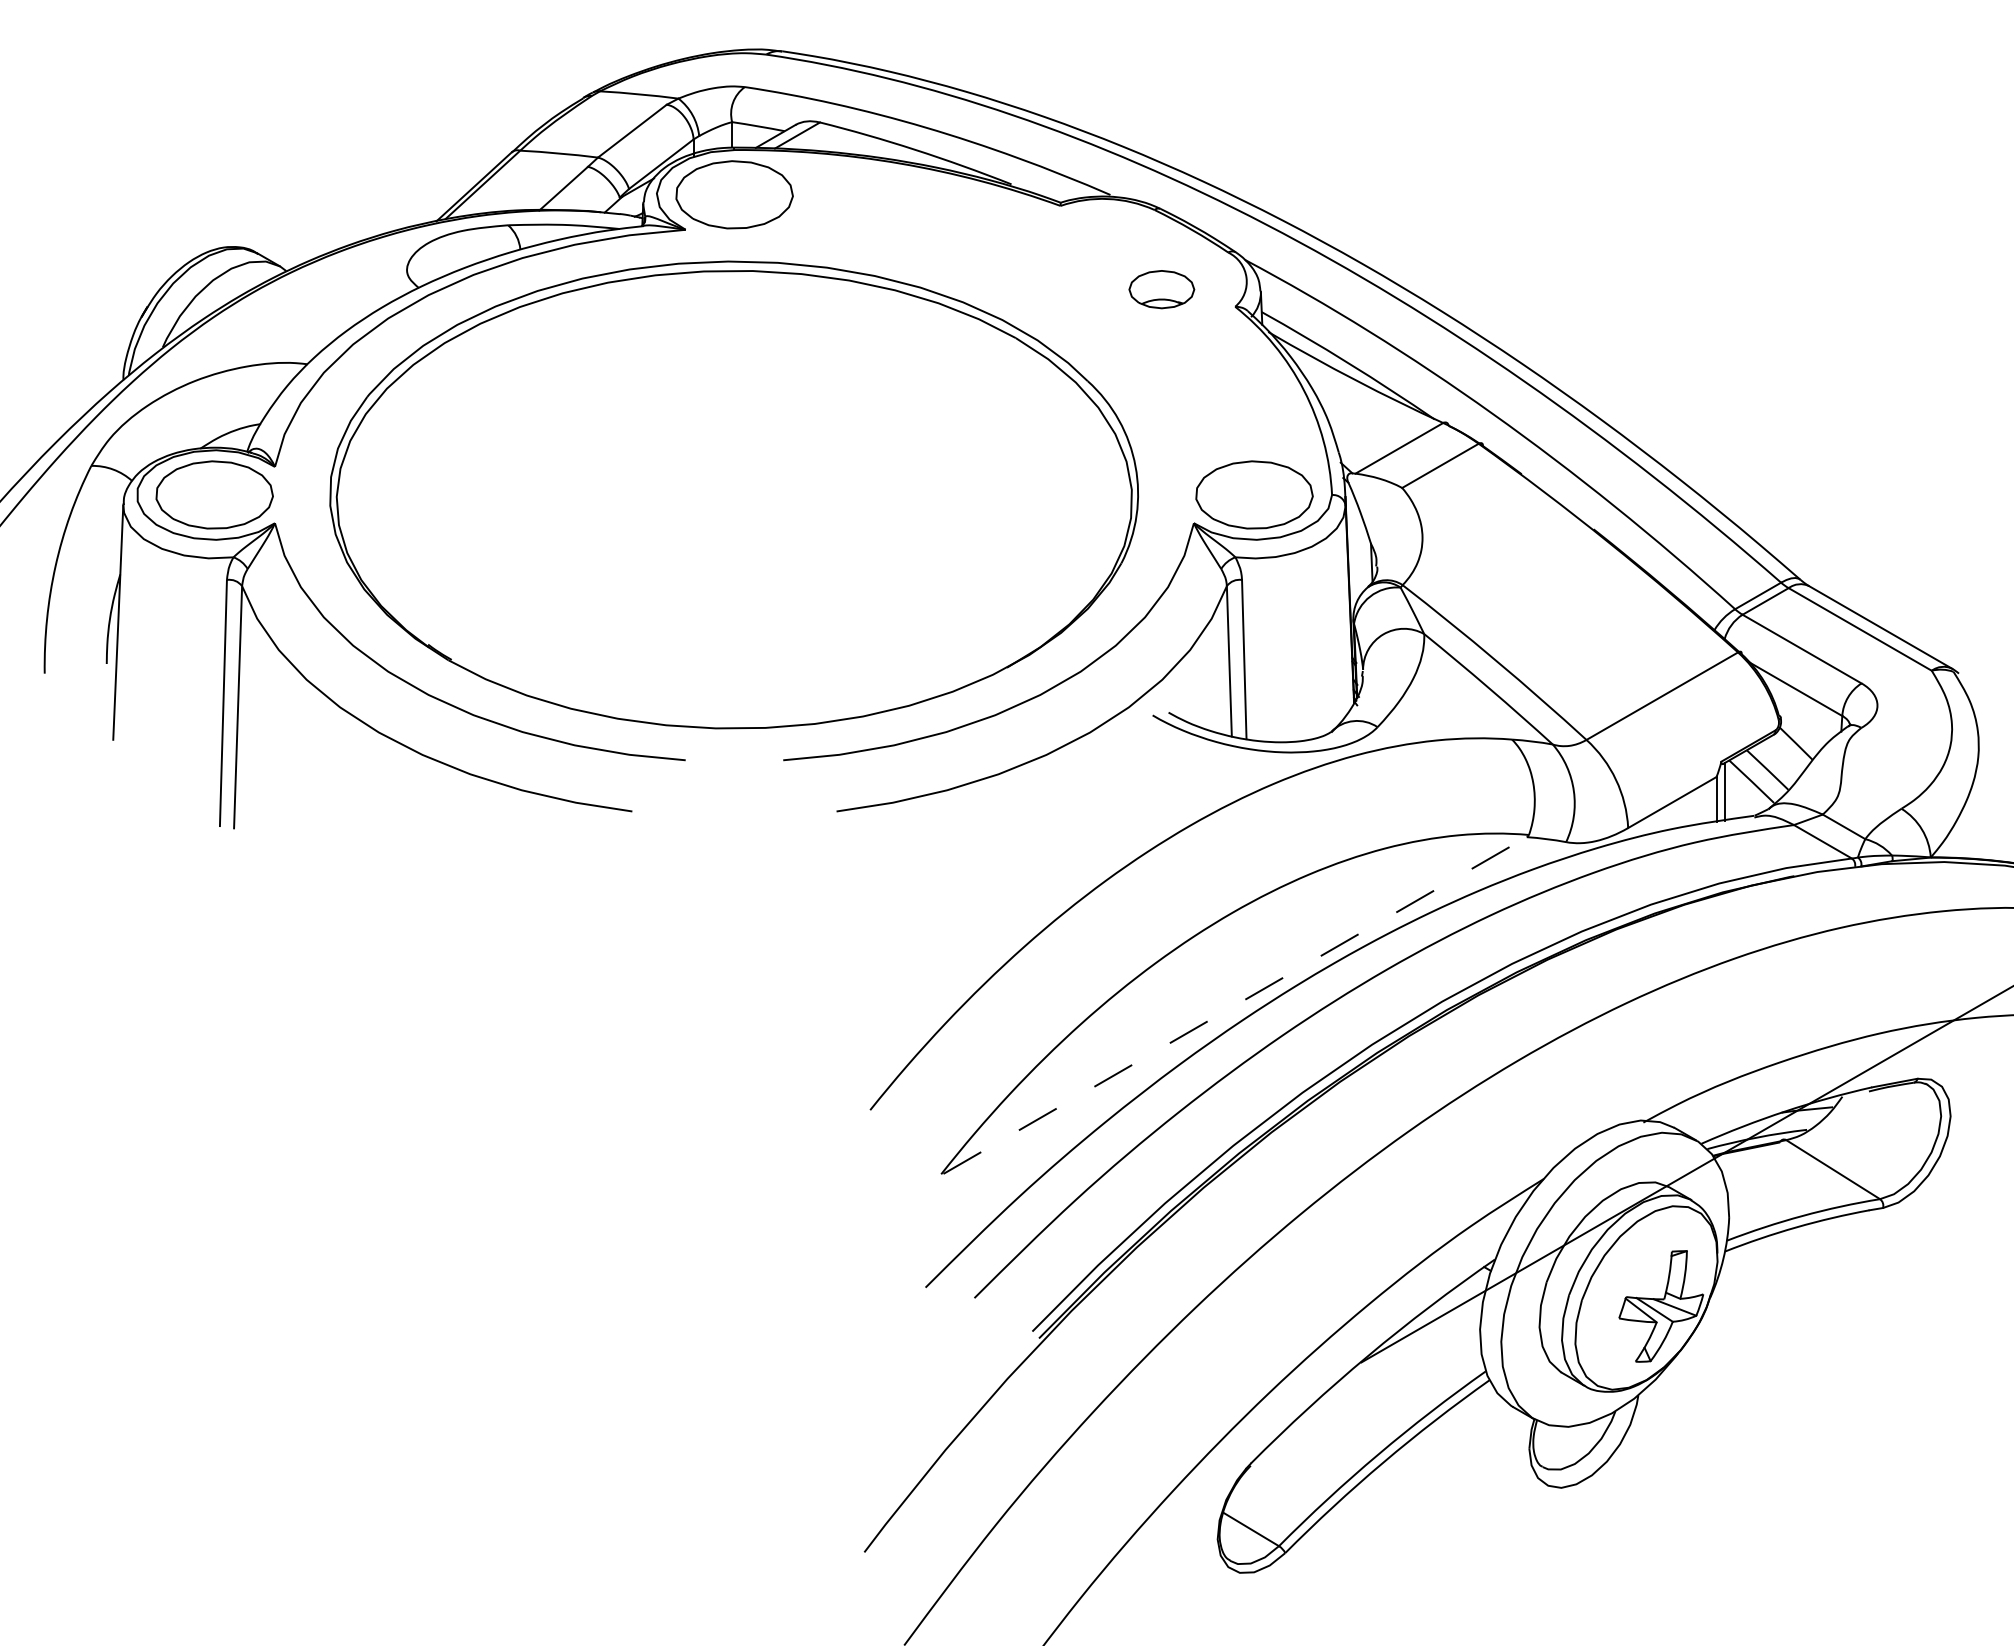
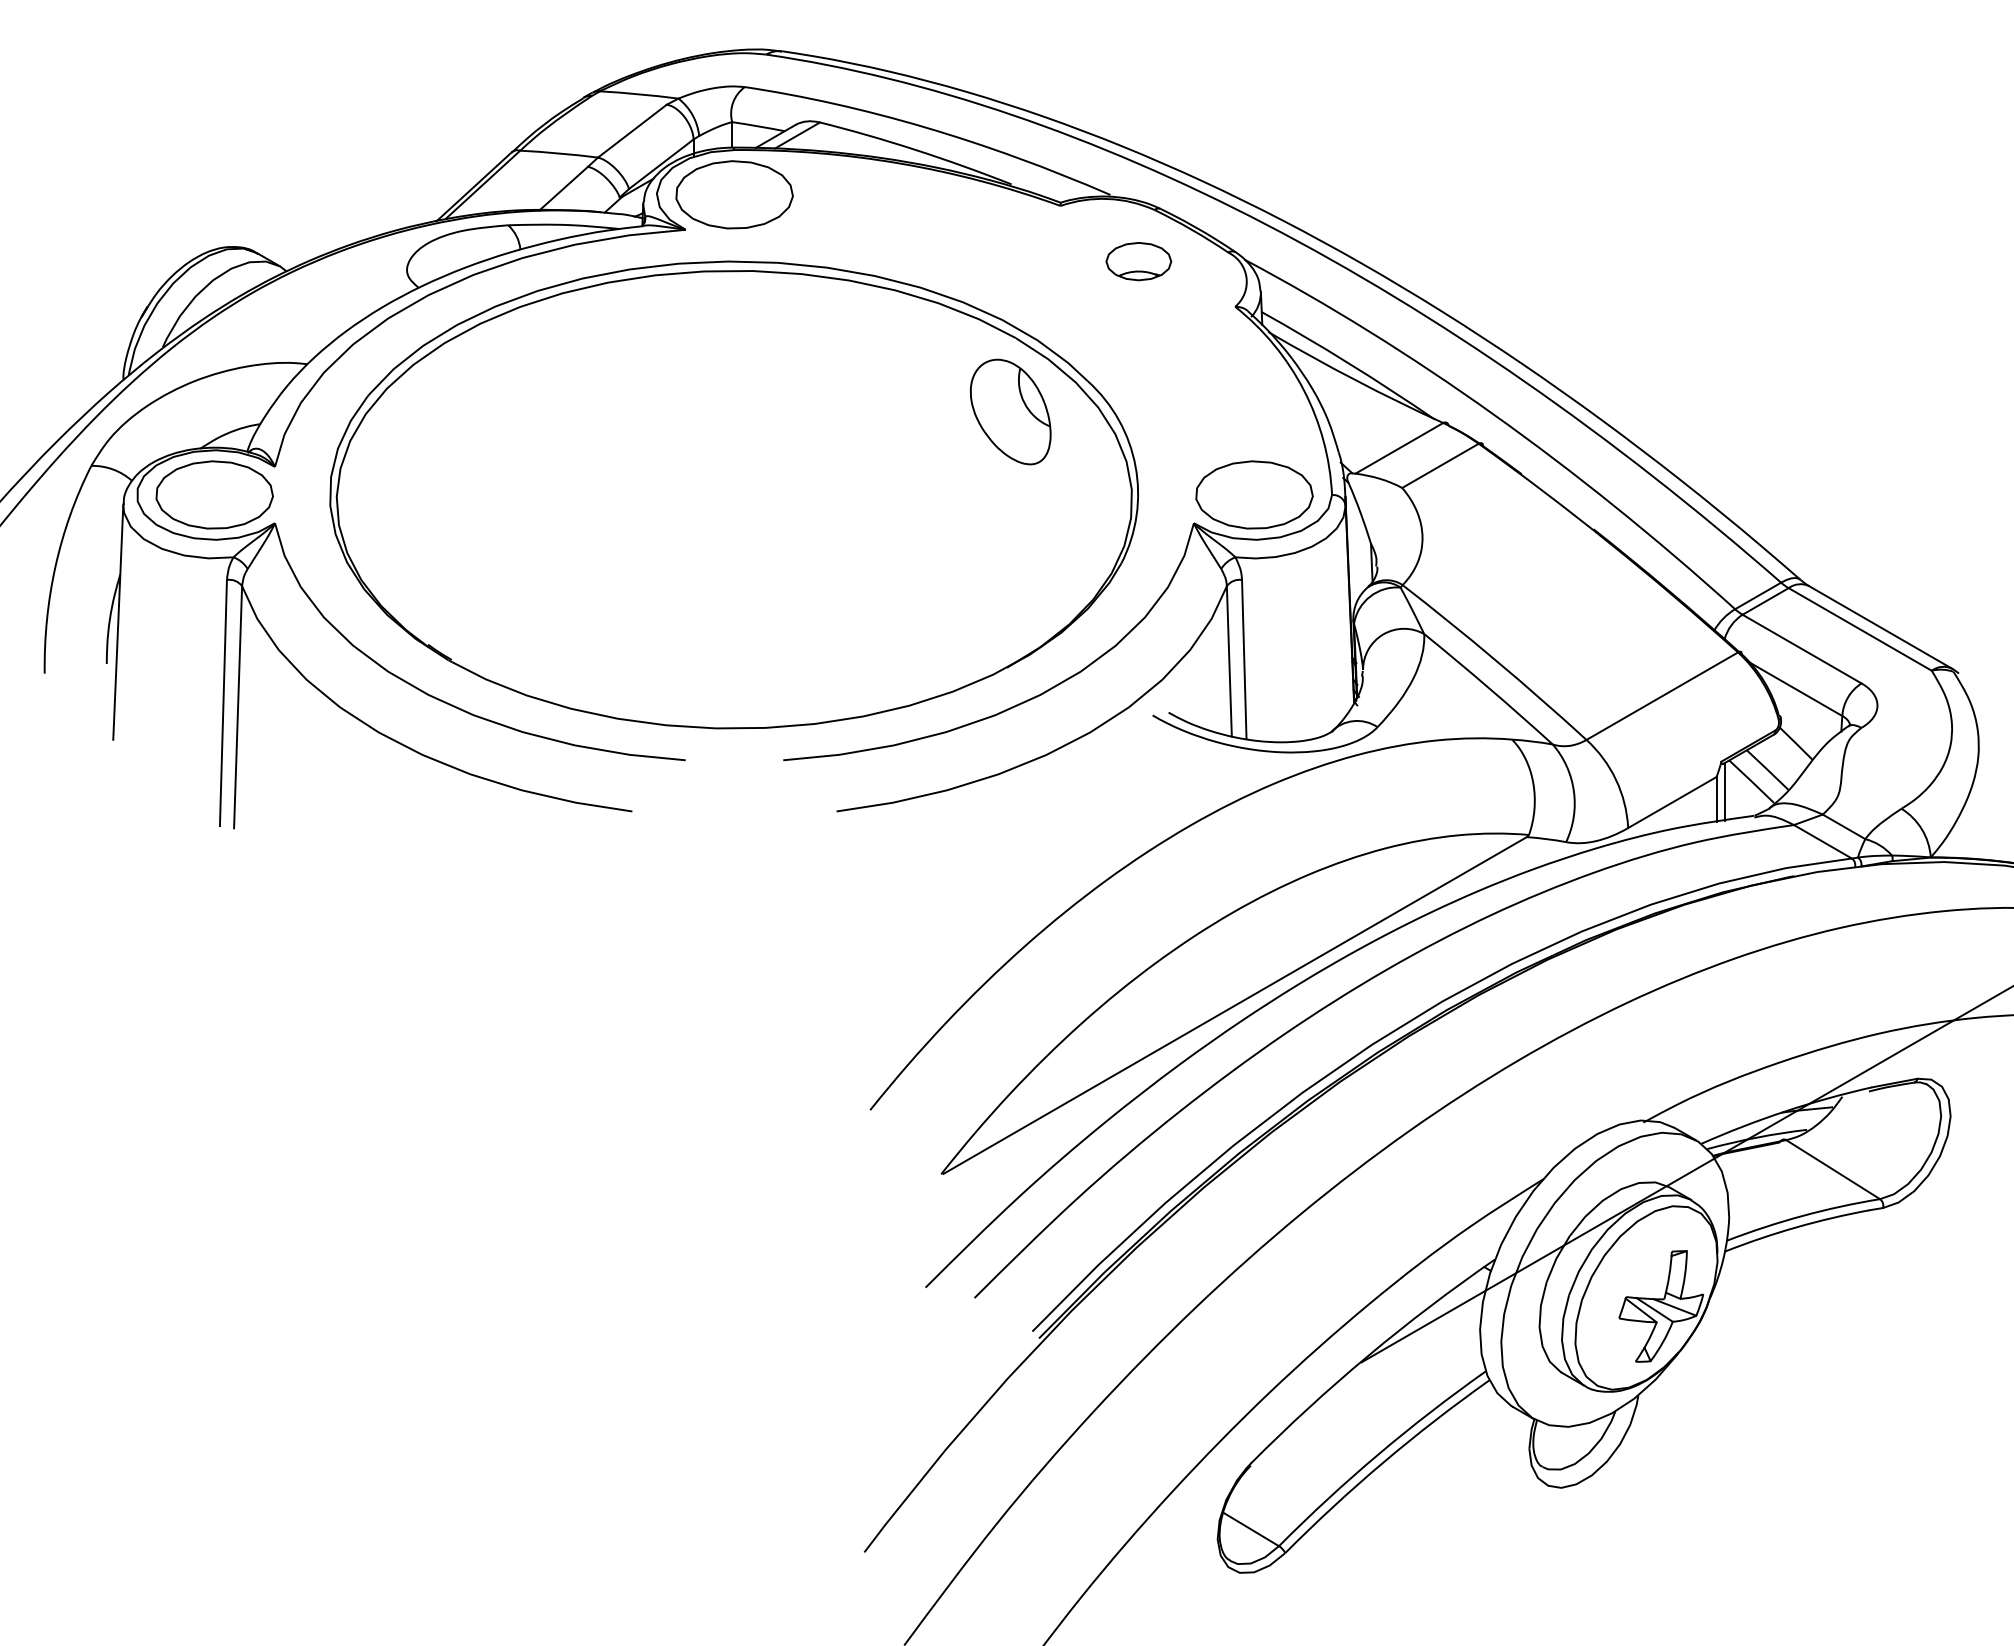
part position: (1161, 289) -> (1138, 261) (1138, 261)
part: none -> present (1010, 411)
line: dashed -> solid (1235, 1005)
